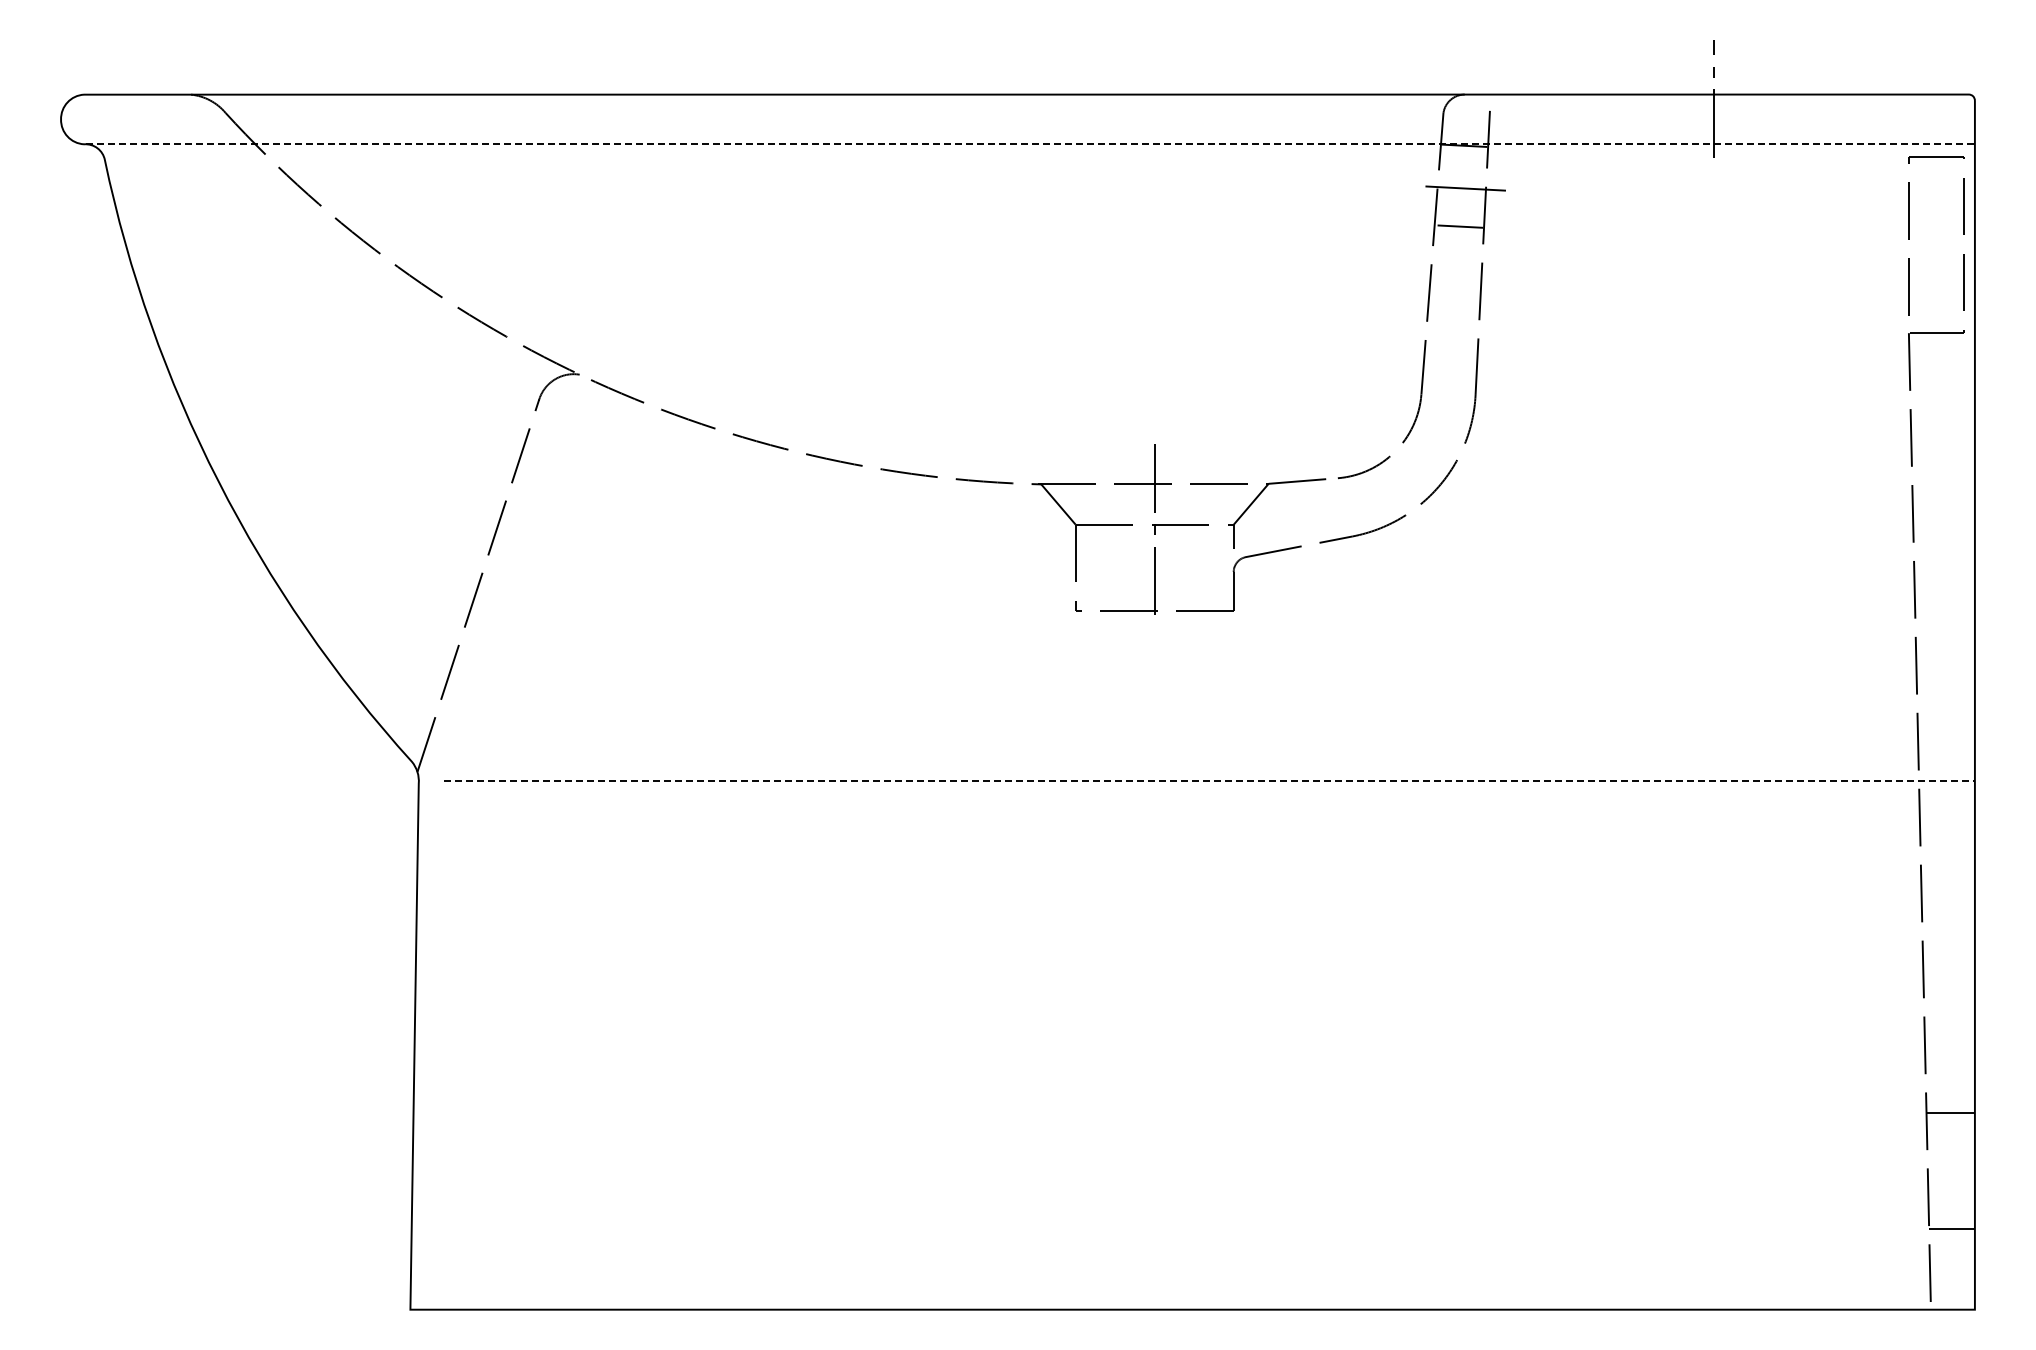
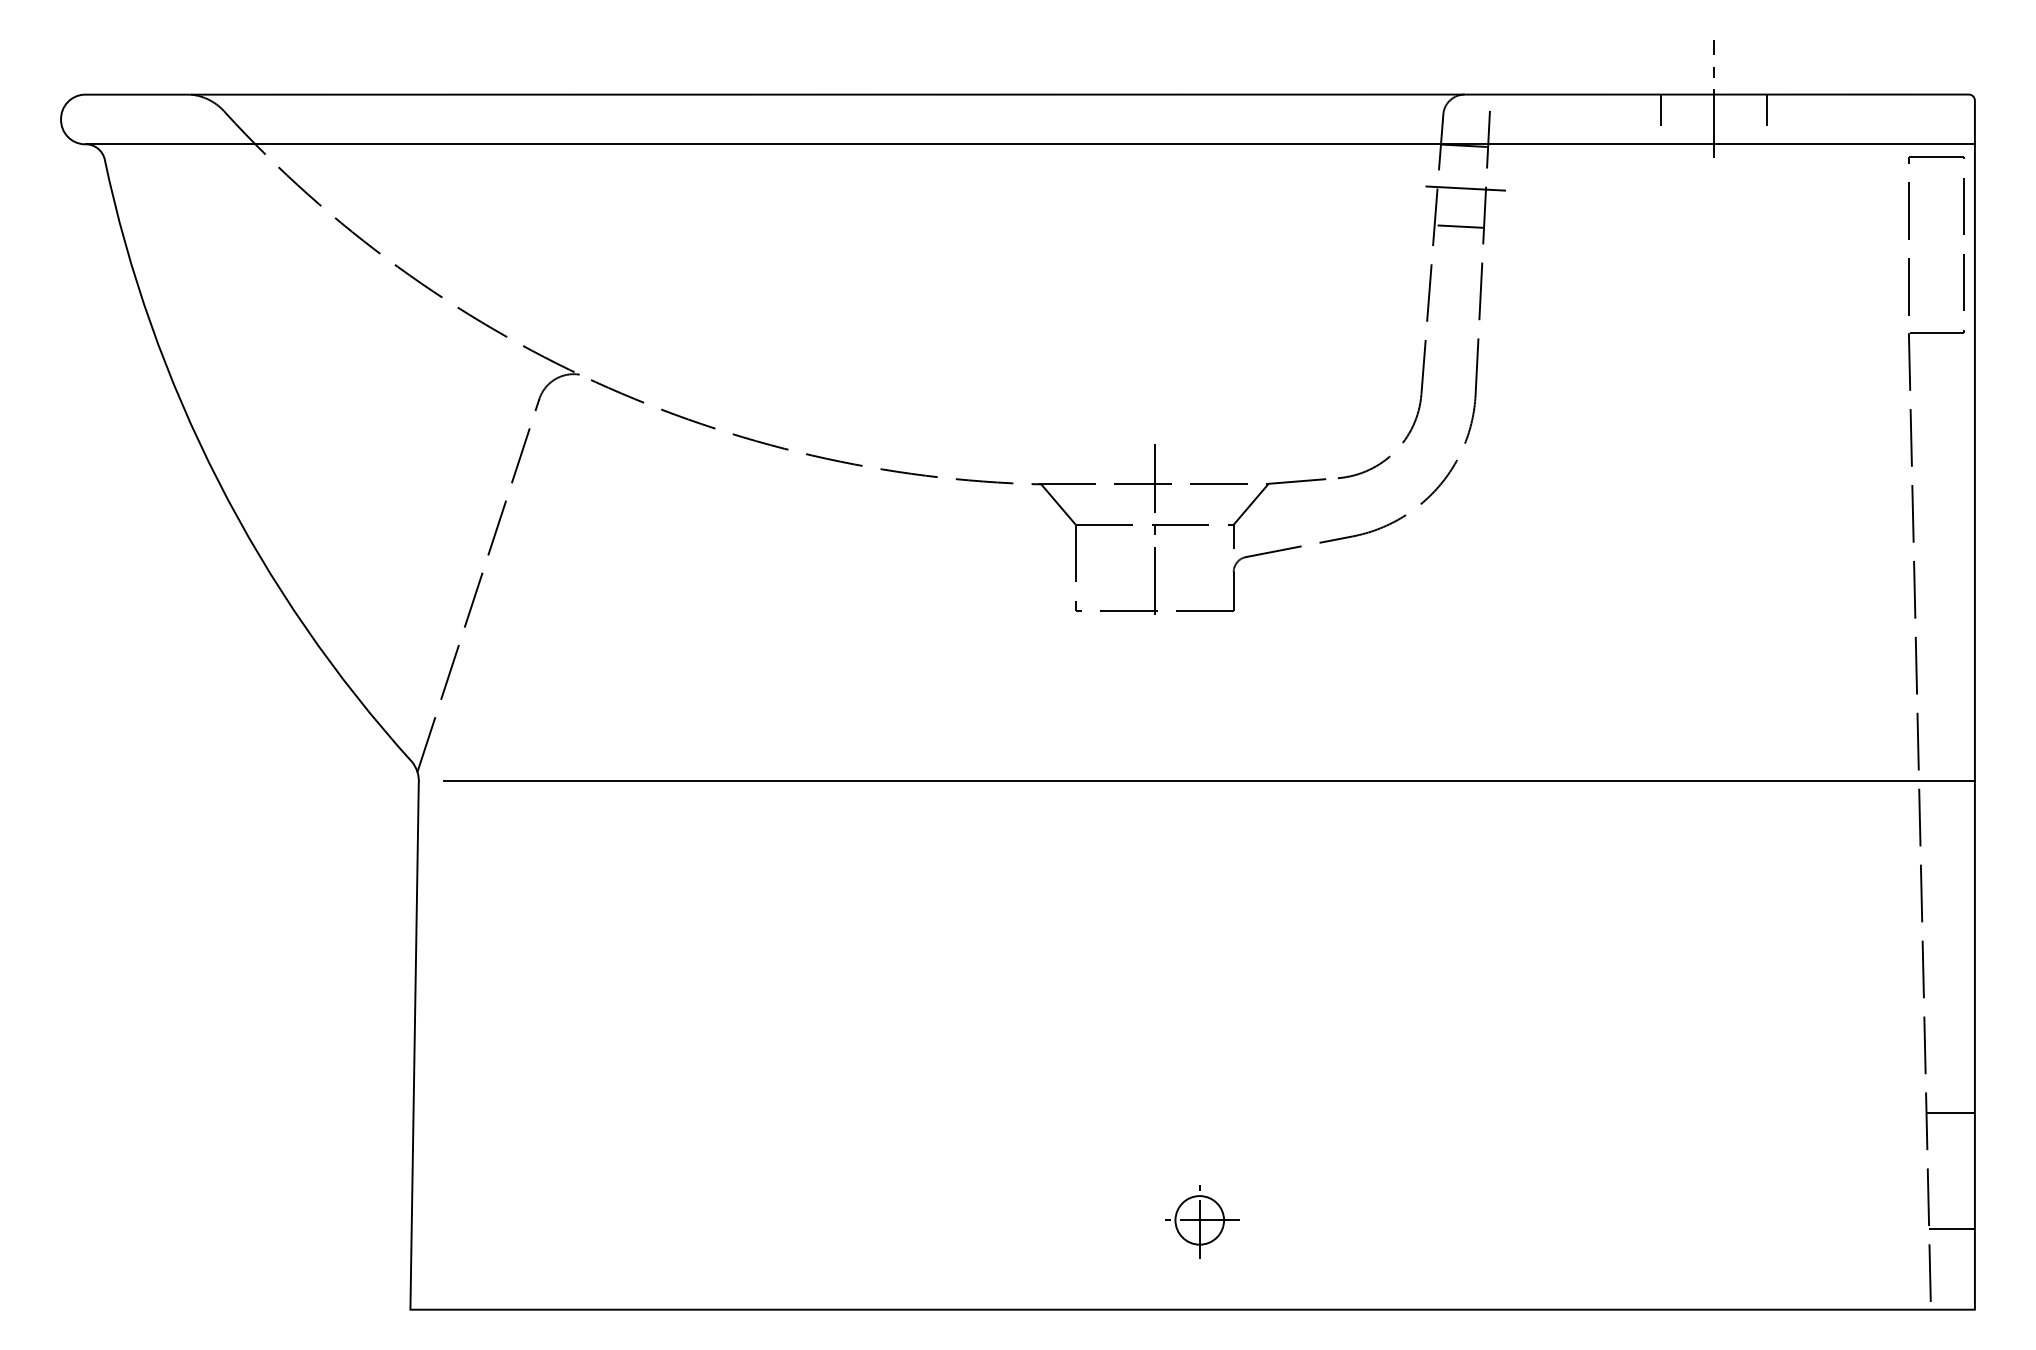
line: none -> present (1661, 109)
line: none -> present (1767, 109)
line: dashed -> solid (1030, 144)
line: dashed -> solid (1210, 781)
part: none -> present (1202, 1221)
